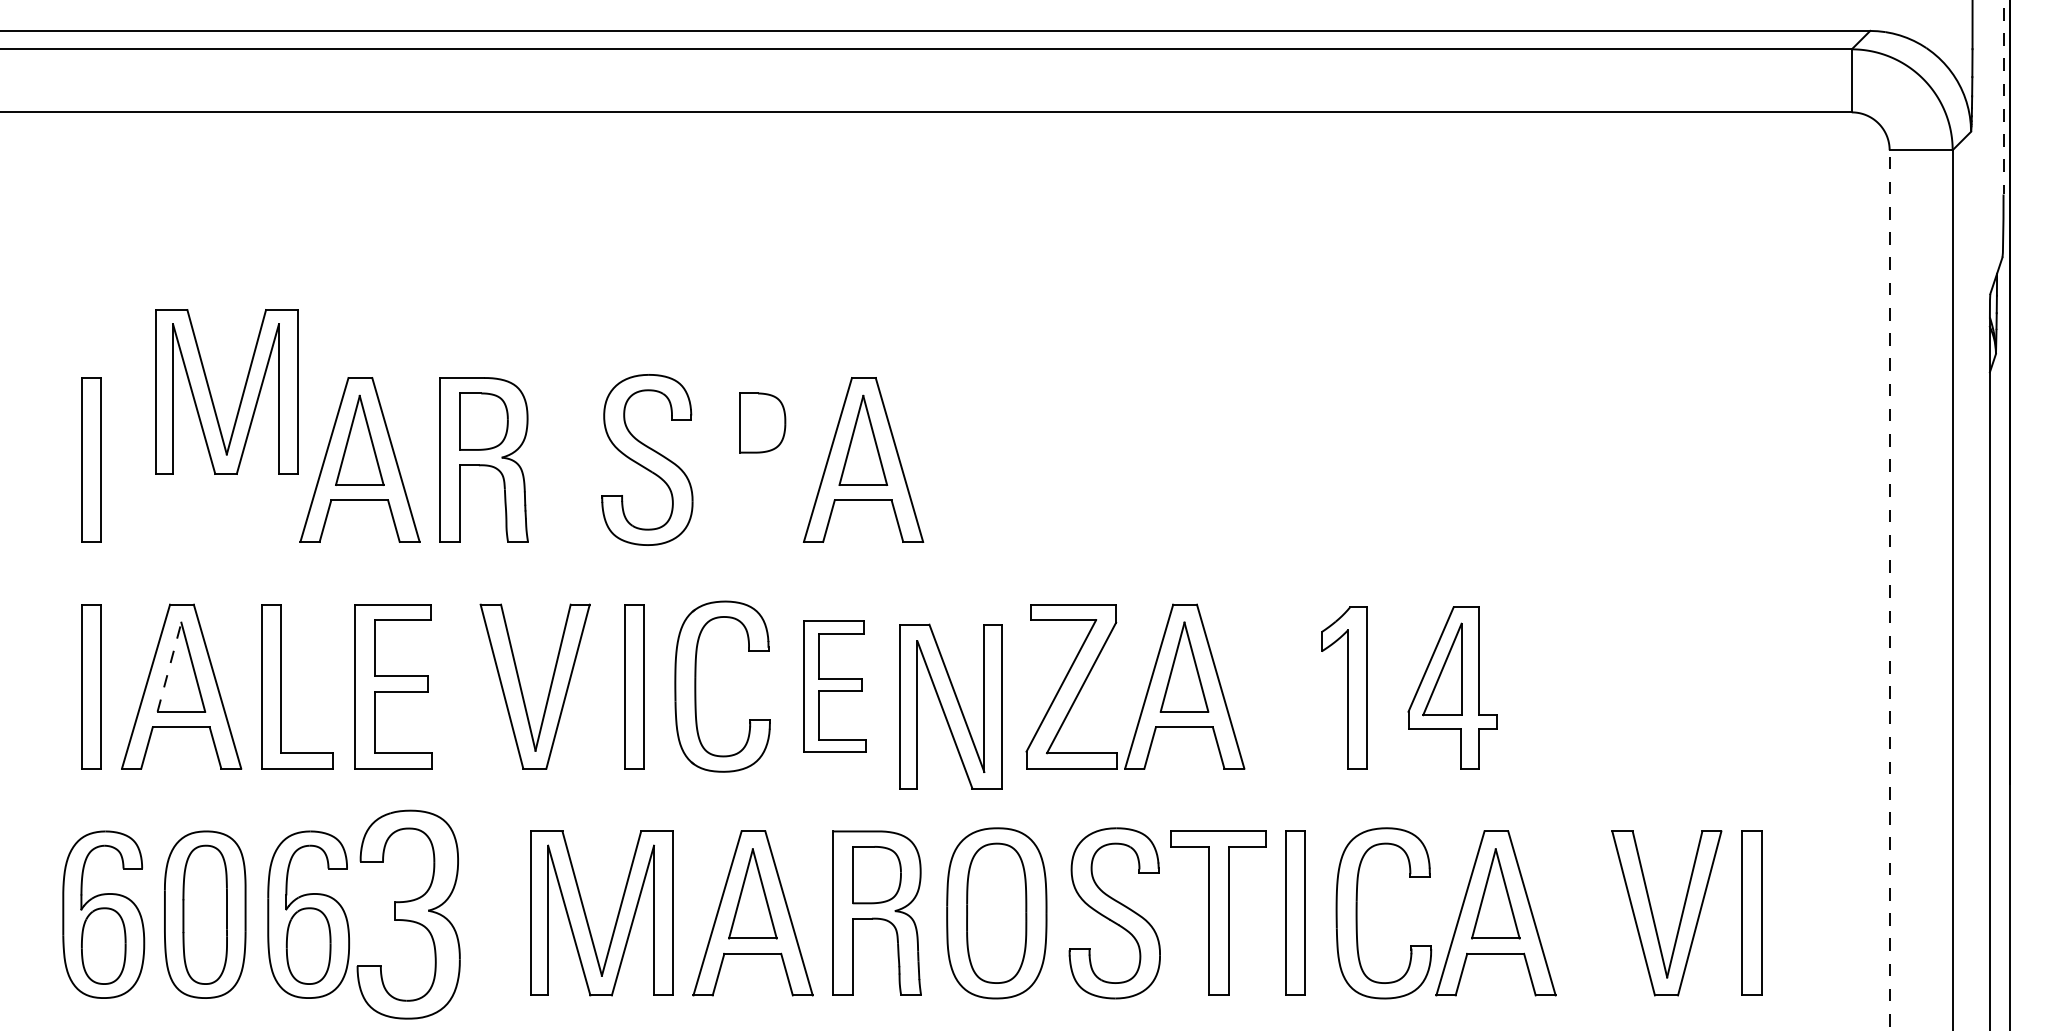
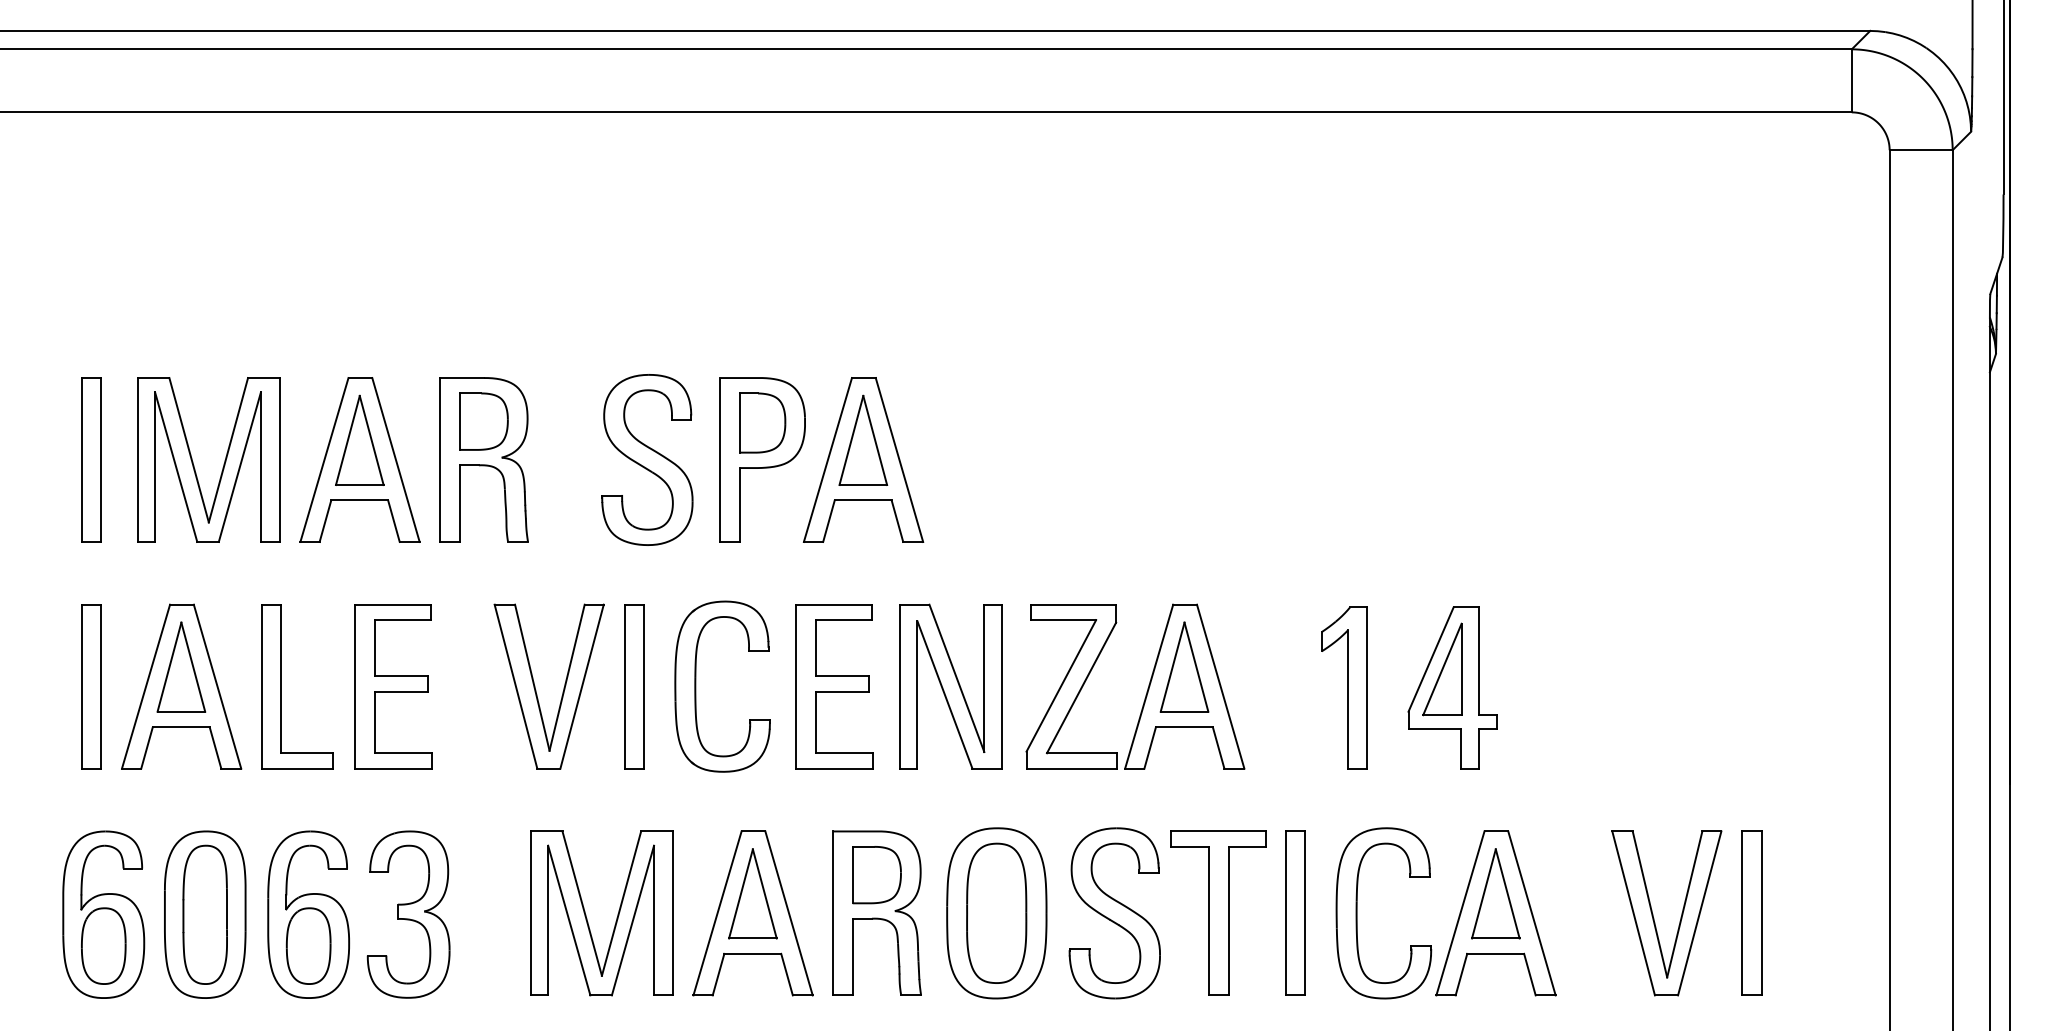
line: dashed -> solid (2003, 97)
part position: (211, 393) -> (193, 461) (193, 461)
part: none -> present (762, 459)
line: dashed -> solid (1889, 589)
line: dashed -> solid (169, 666)
part size: 64x133 px -> 79x166 px (834, 686)
part position: (522, 690) -> (536, 690) (536, 690)
part position: (950, 706) -> (950, 686) (950, 686)
part size: 105x211 px -> 85x169 px (408, 914)
